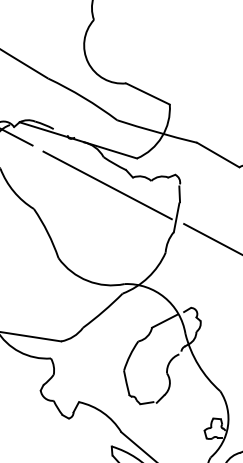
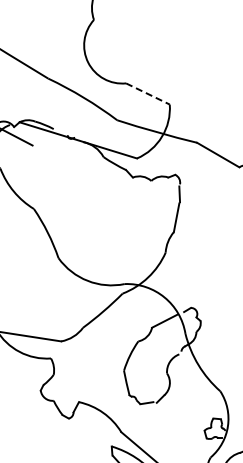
line: solid -> dashed (148, 94)
line: present -> none (107, 185)
line: present -> none (211, 238)
